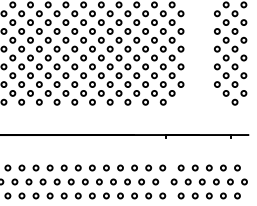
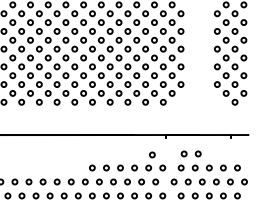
part: none -> present (190, 153)
circle: none -> present (152, 154)
part: present -> none (42, 167)
